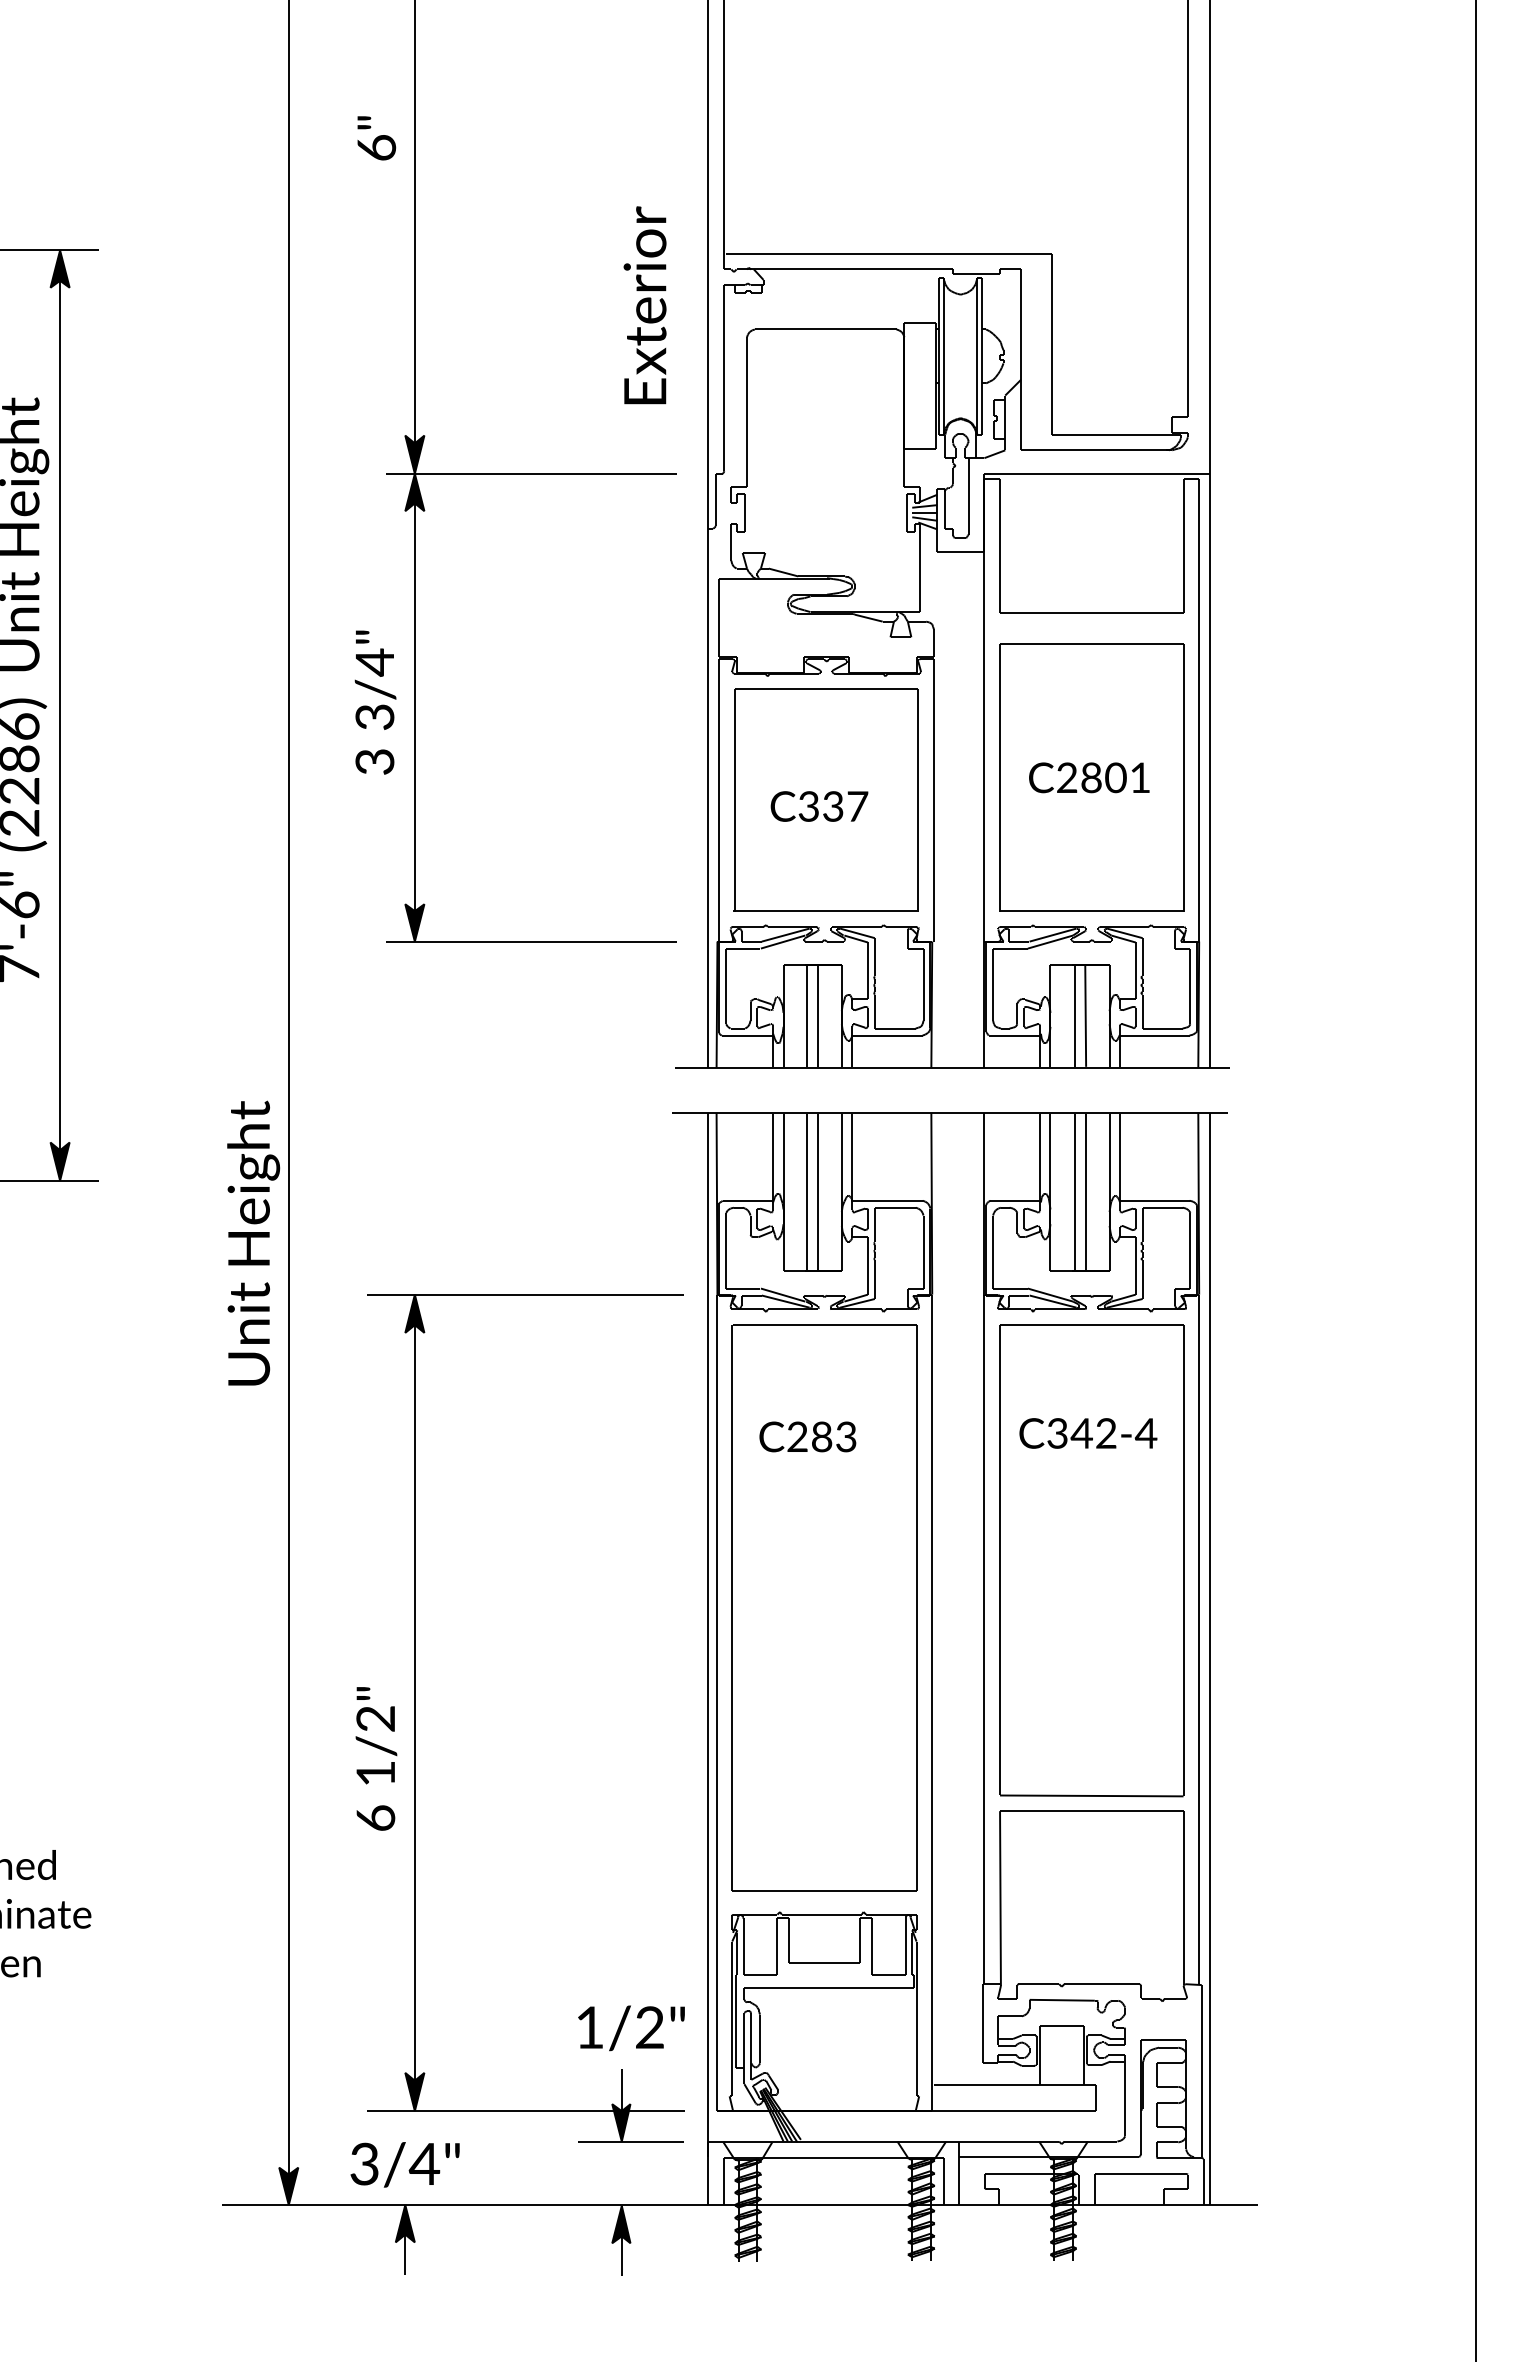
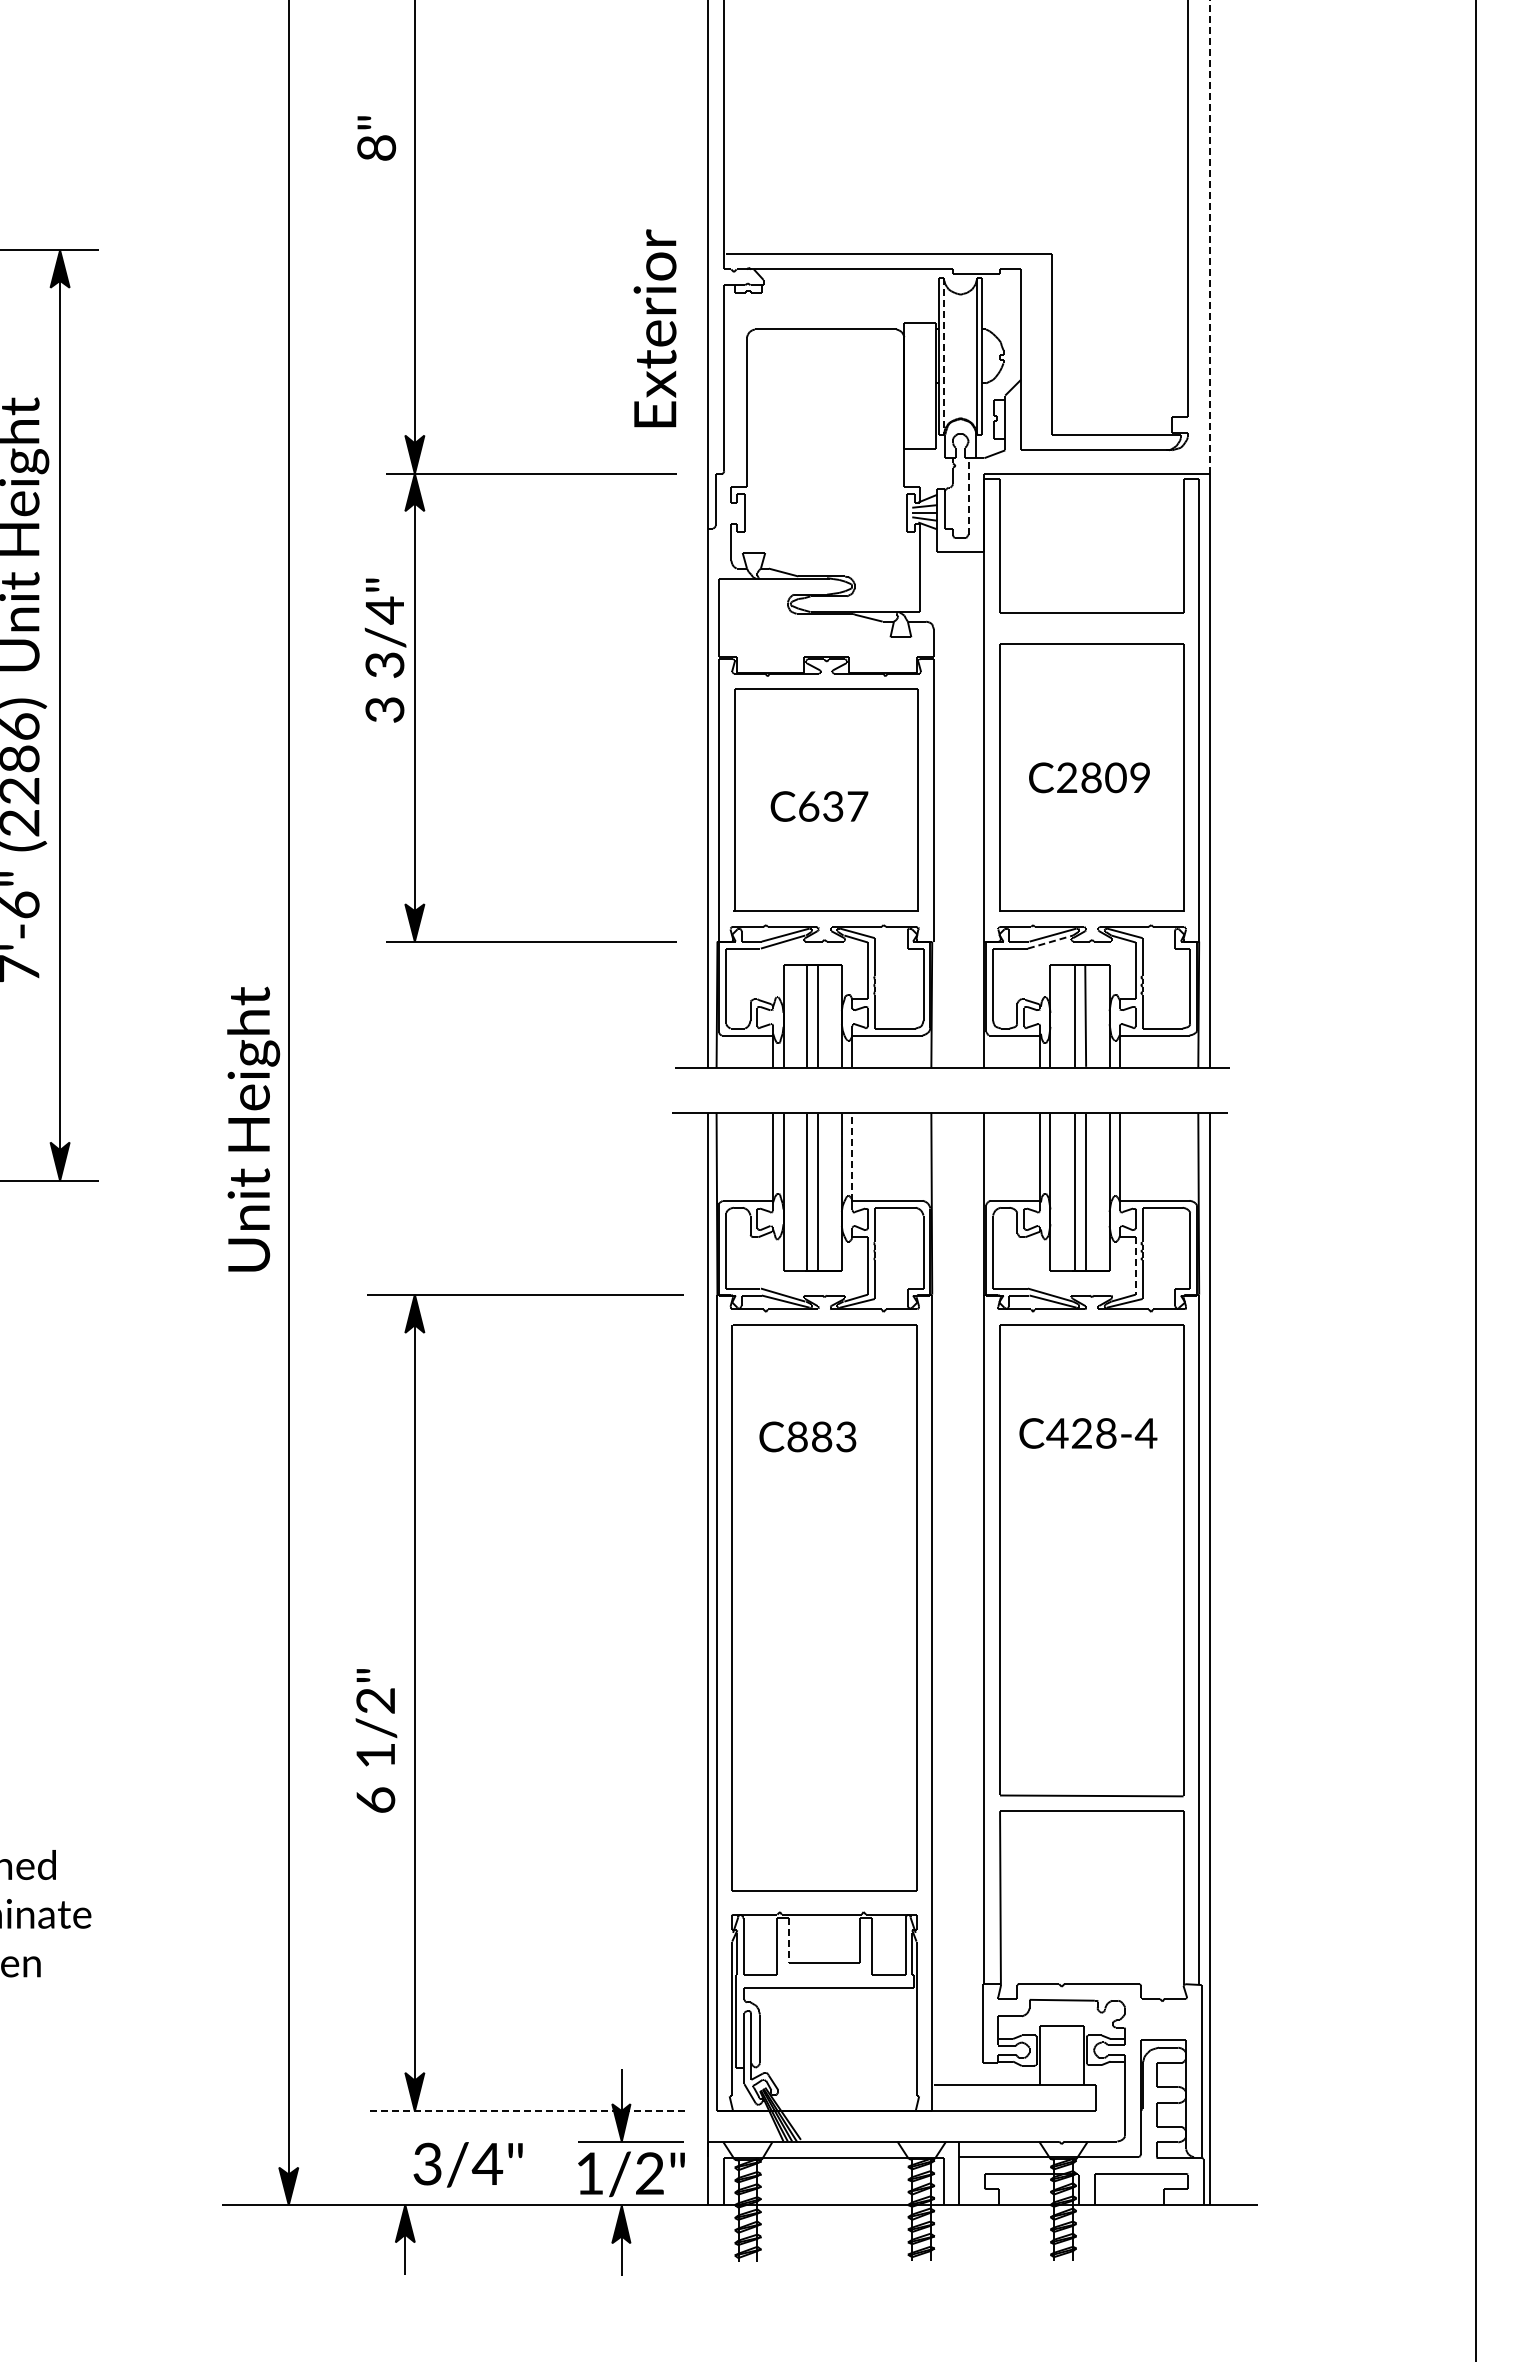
text: 6" -> 8" (376, 147)
line: solid -> dashed (1210, 237)
text position: (644, 305) -> (654, 328) (654, 328)
line: solid -> dashed (944, 356)
line: solid -> dashed (968, 495)
text position: (375, 702) -> (385, 650) (385, 650)
text: C2801 -> C2809 (1139, 777)
text: C337 -> C637 (808, 806)
line: solid -> dashed (1050, 942)
line: solid -> dashed (852, 1156)
text position: (253, 1242) -> (253, 1128) (253, 1128)
line: solid -> dashed (1135, 1265)
text: C342-4 -> C428-4 (1081, 1433)
text: C283 -> C883 (797, 1437)
text position: (376, 1758) -> (376, 1740) (376, 1740)
line: solid -> dashed (788, 1940)
text position: (631, 2028) -> (631, 2174) (631, 2174)
line: solid -> dashed (525, 2111)
text position: (404, 2164) -> (467, 2164) (467, 2164)
